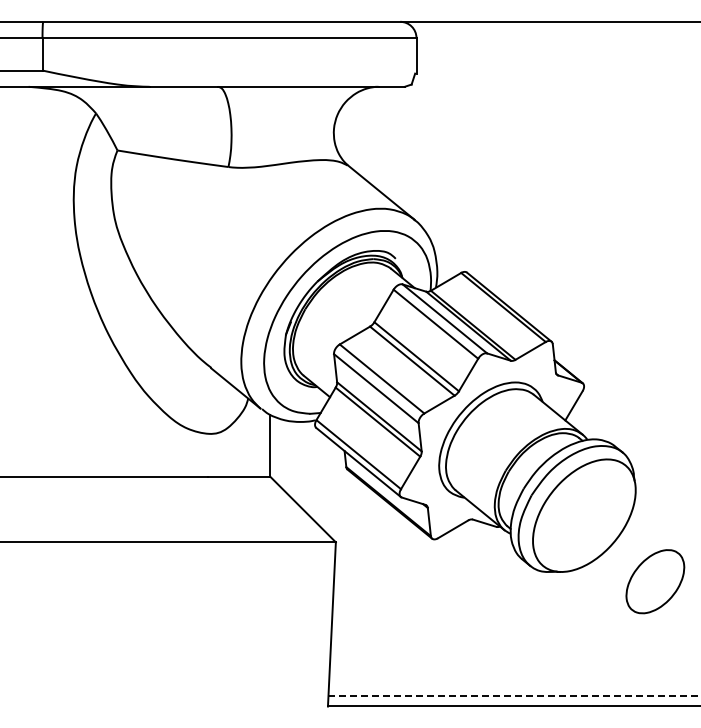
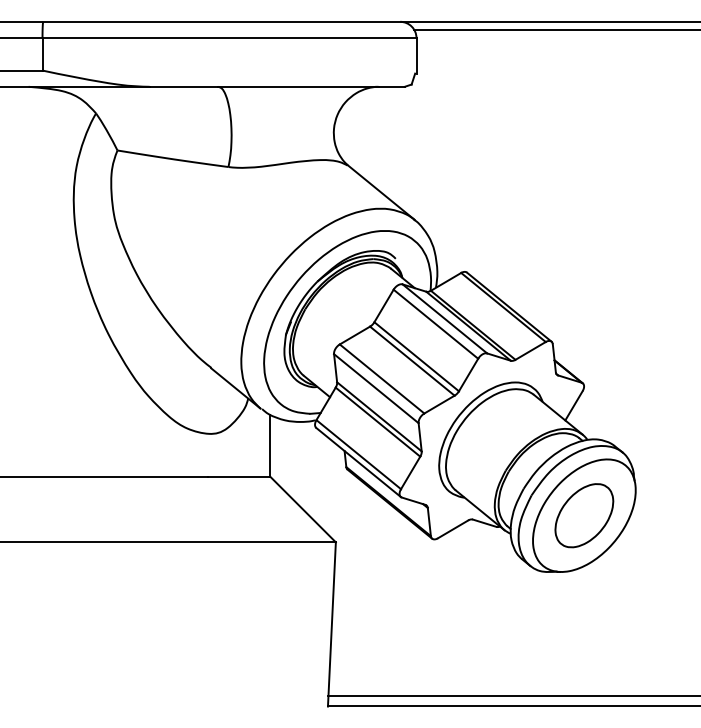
line: none -> present (555, 29)
part position: (655, 581) -> (584, 515) (584, 515)
line: dashed -> solid (514, 696)
